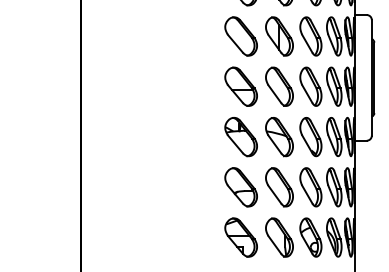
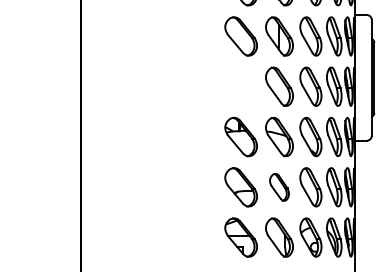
part: present -> none (240, 86)
part size: 29x41 px -> 21x29 px (279, 187)
